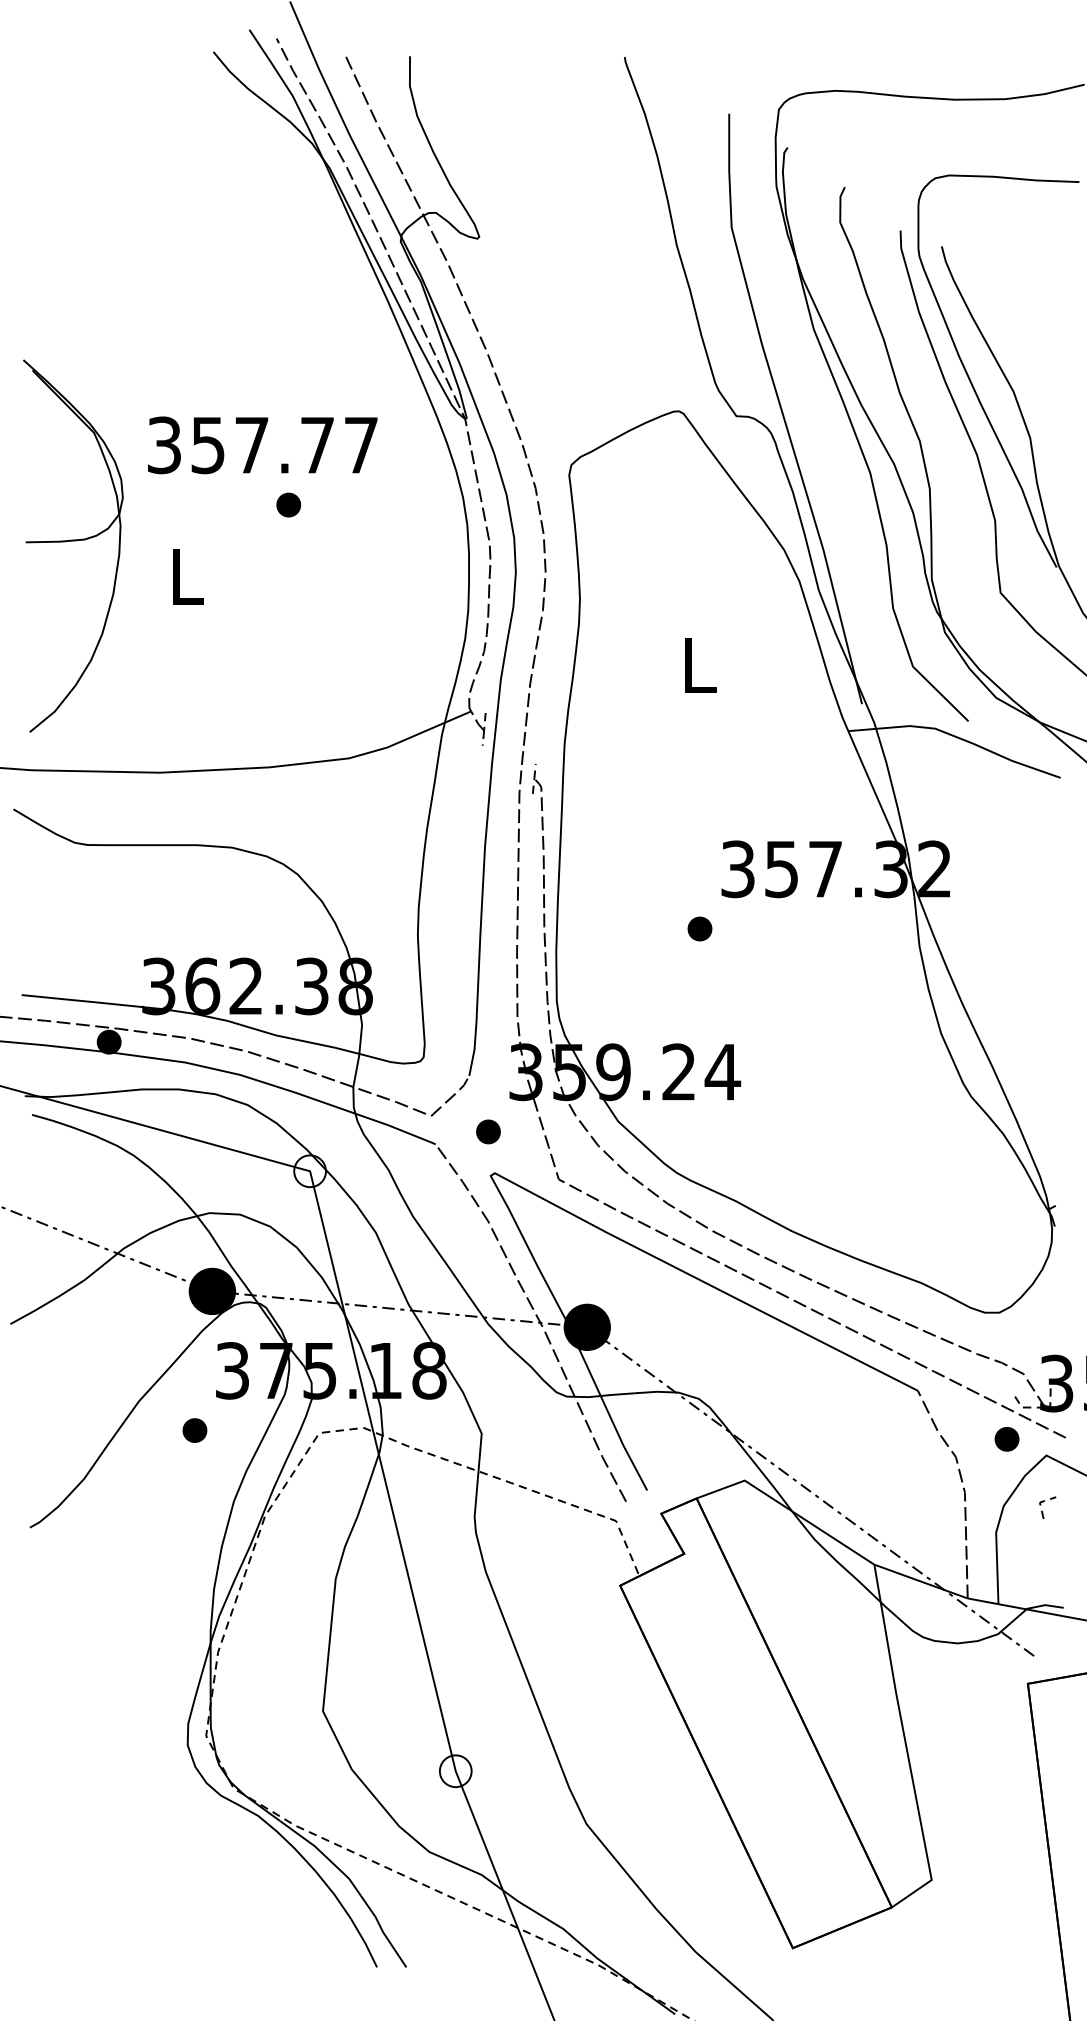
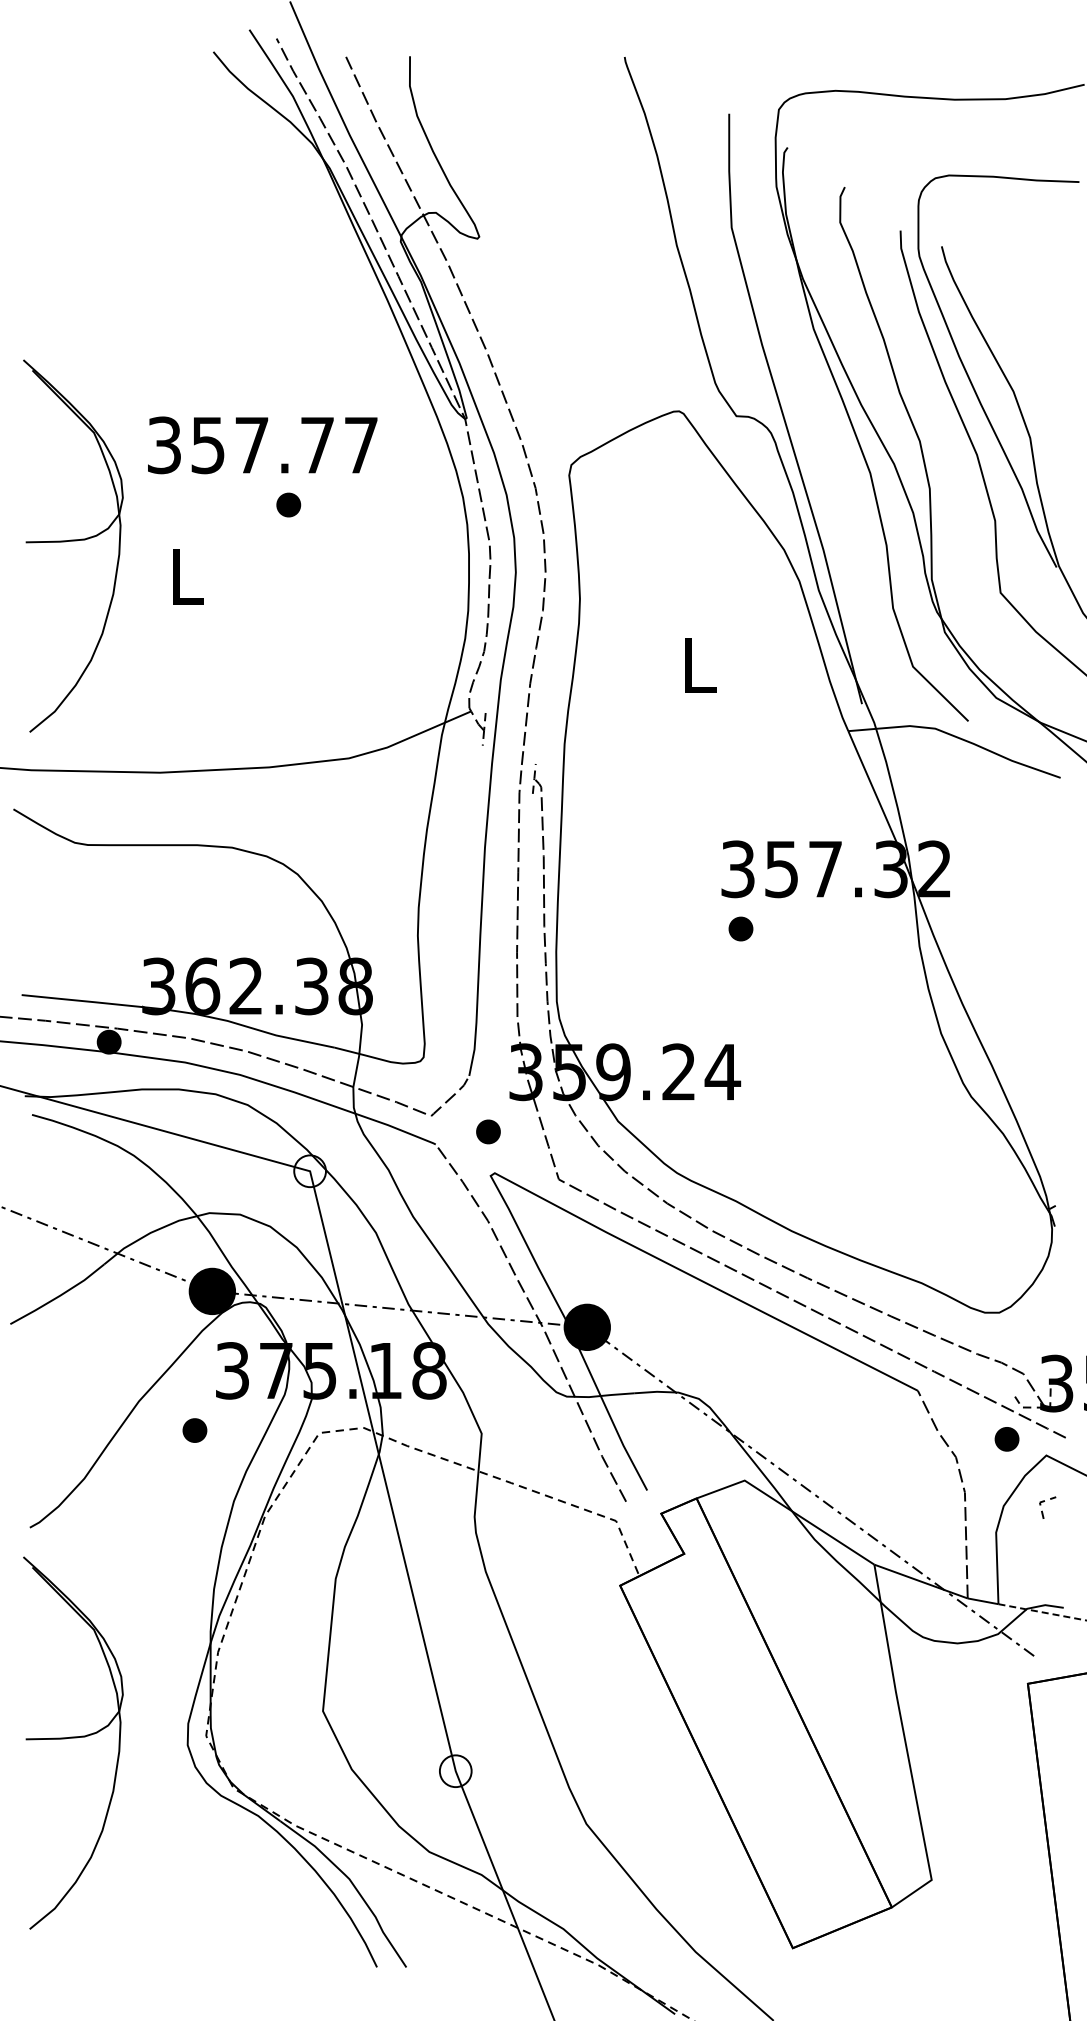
part position: (699, 928) -> (740, 928) (740, 928)
line: solid -> dashed (1042, 1612)
part: none -> present (73, 1742)
